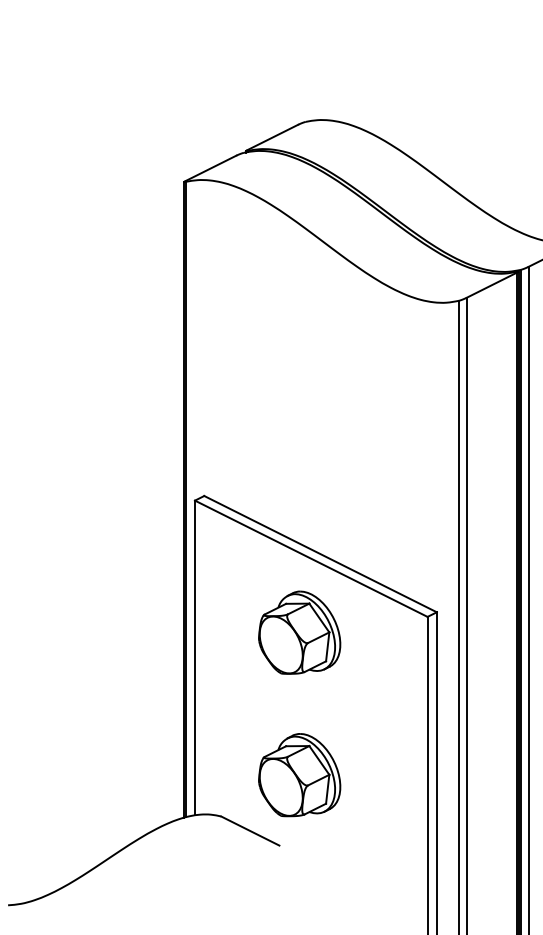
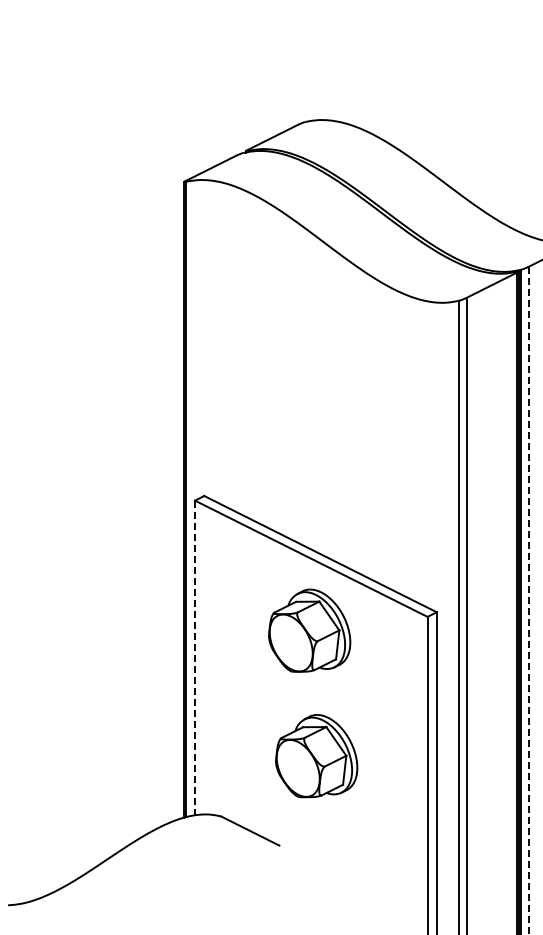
line: solid -> dashed (528, 600)
part position: (299, 632) -> (309, 630) (309, 630)
line: solid -> dashed (195, 658)
part position: (299, 775) -> (316, 756) (316, 756)
